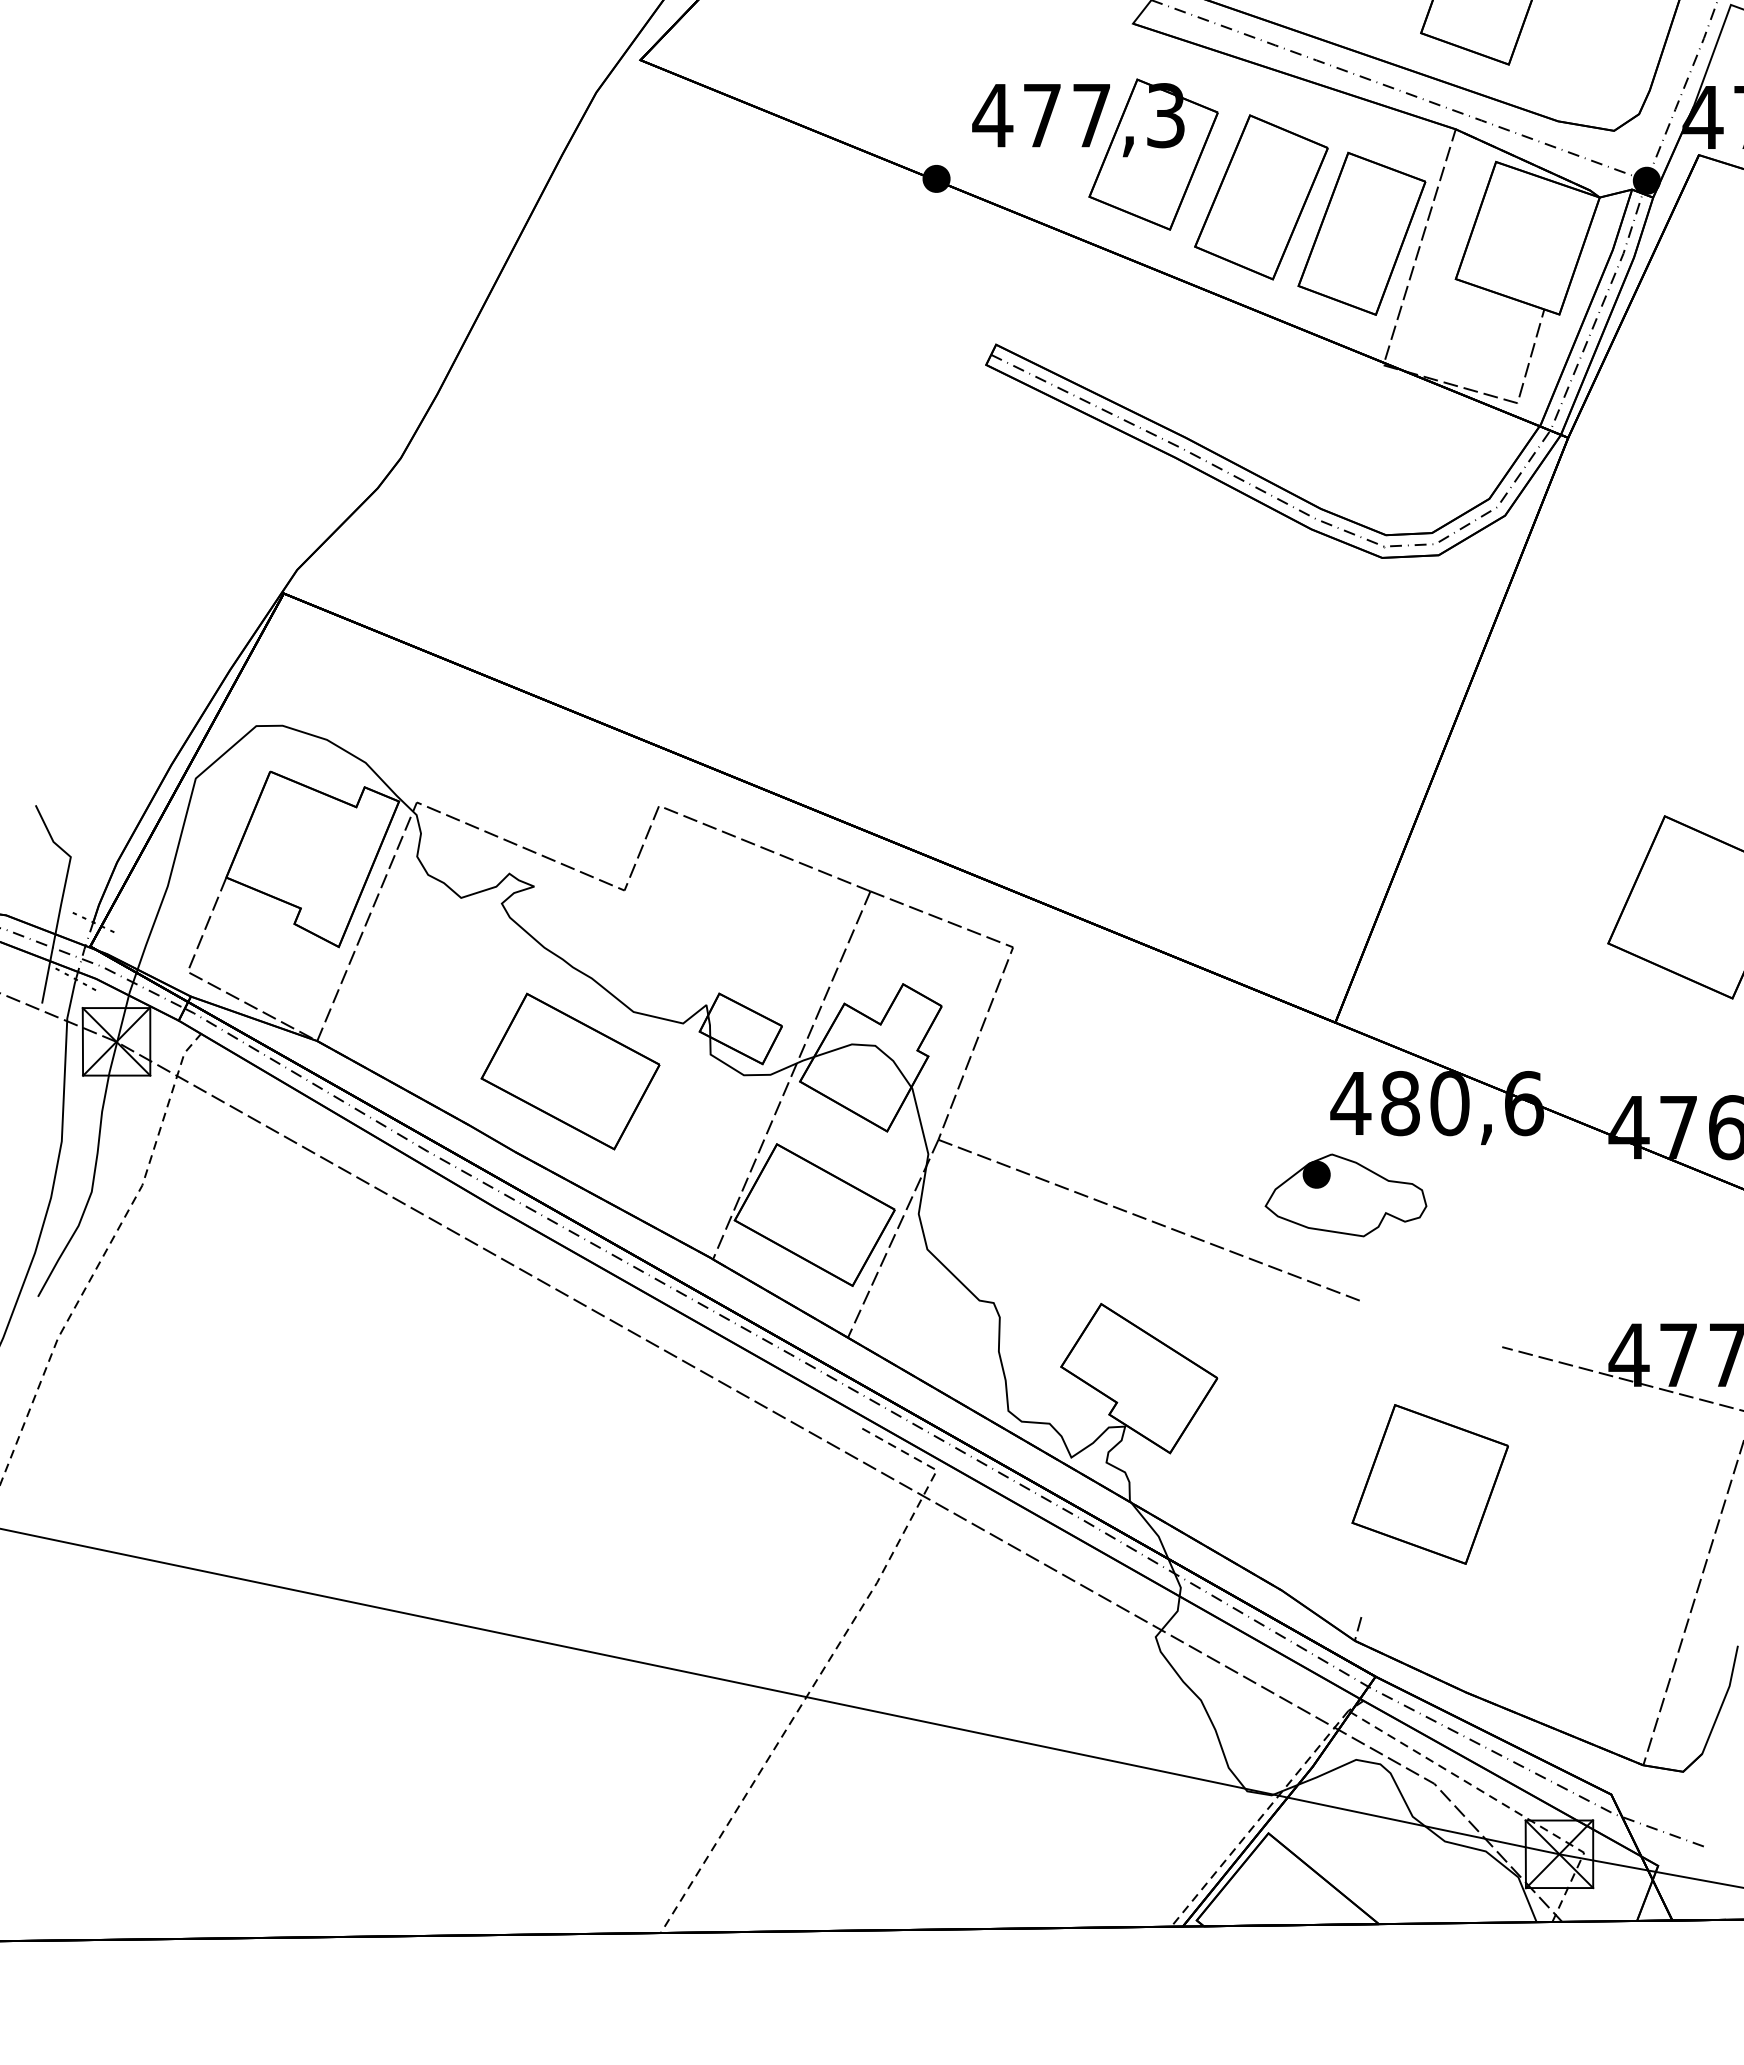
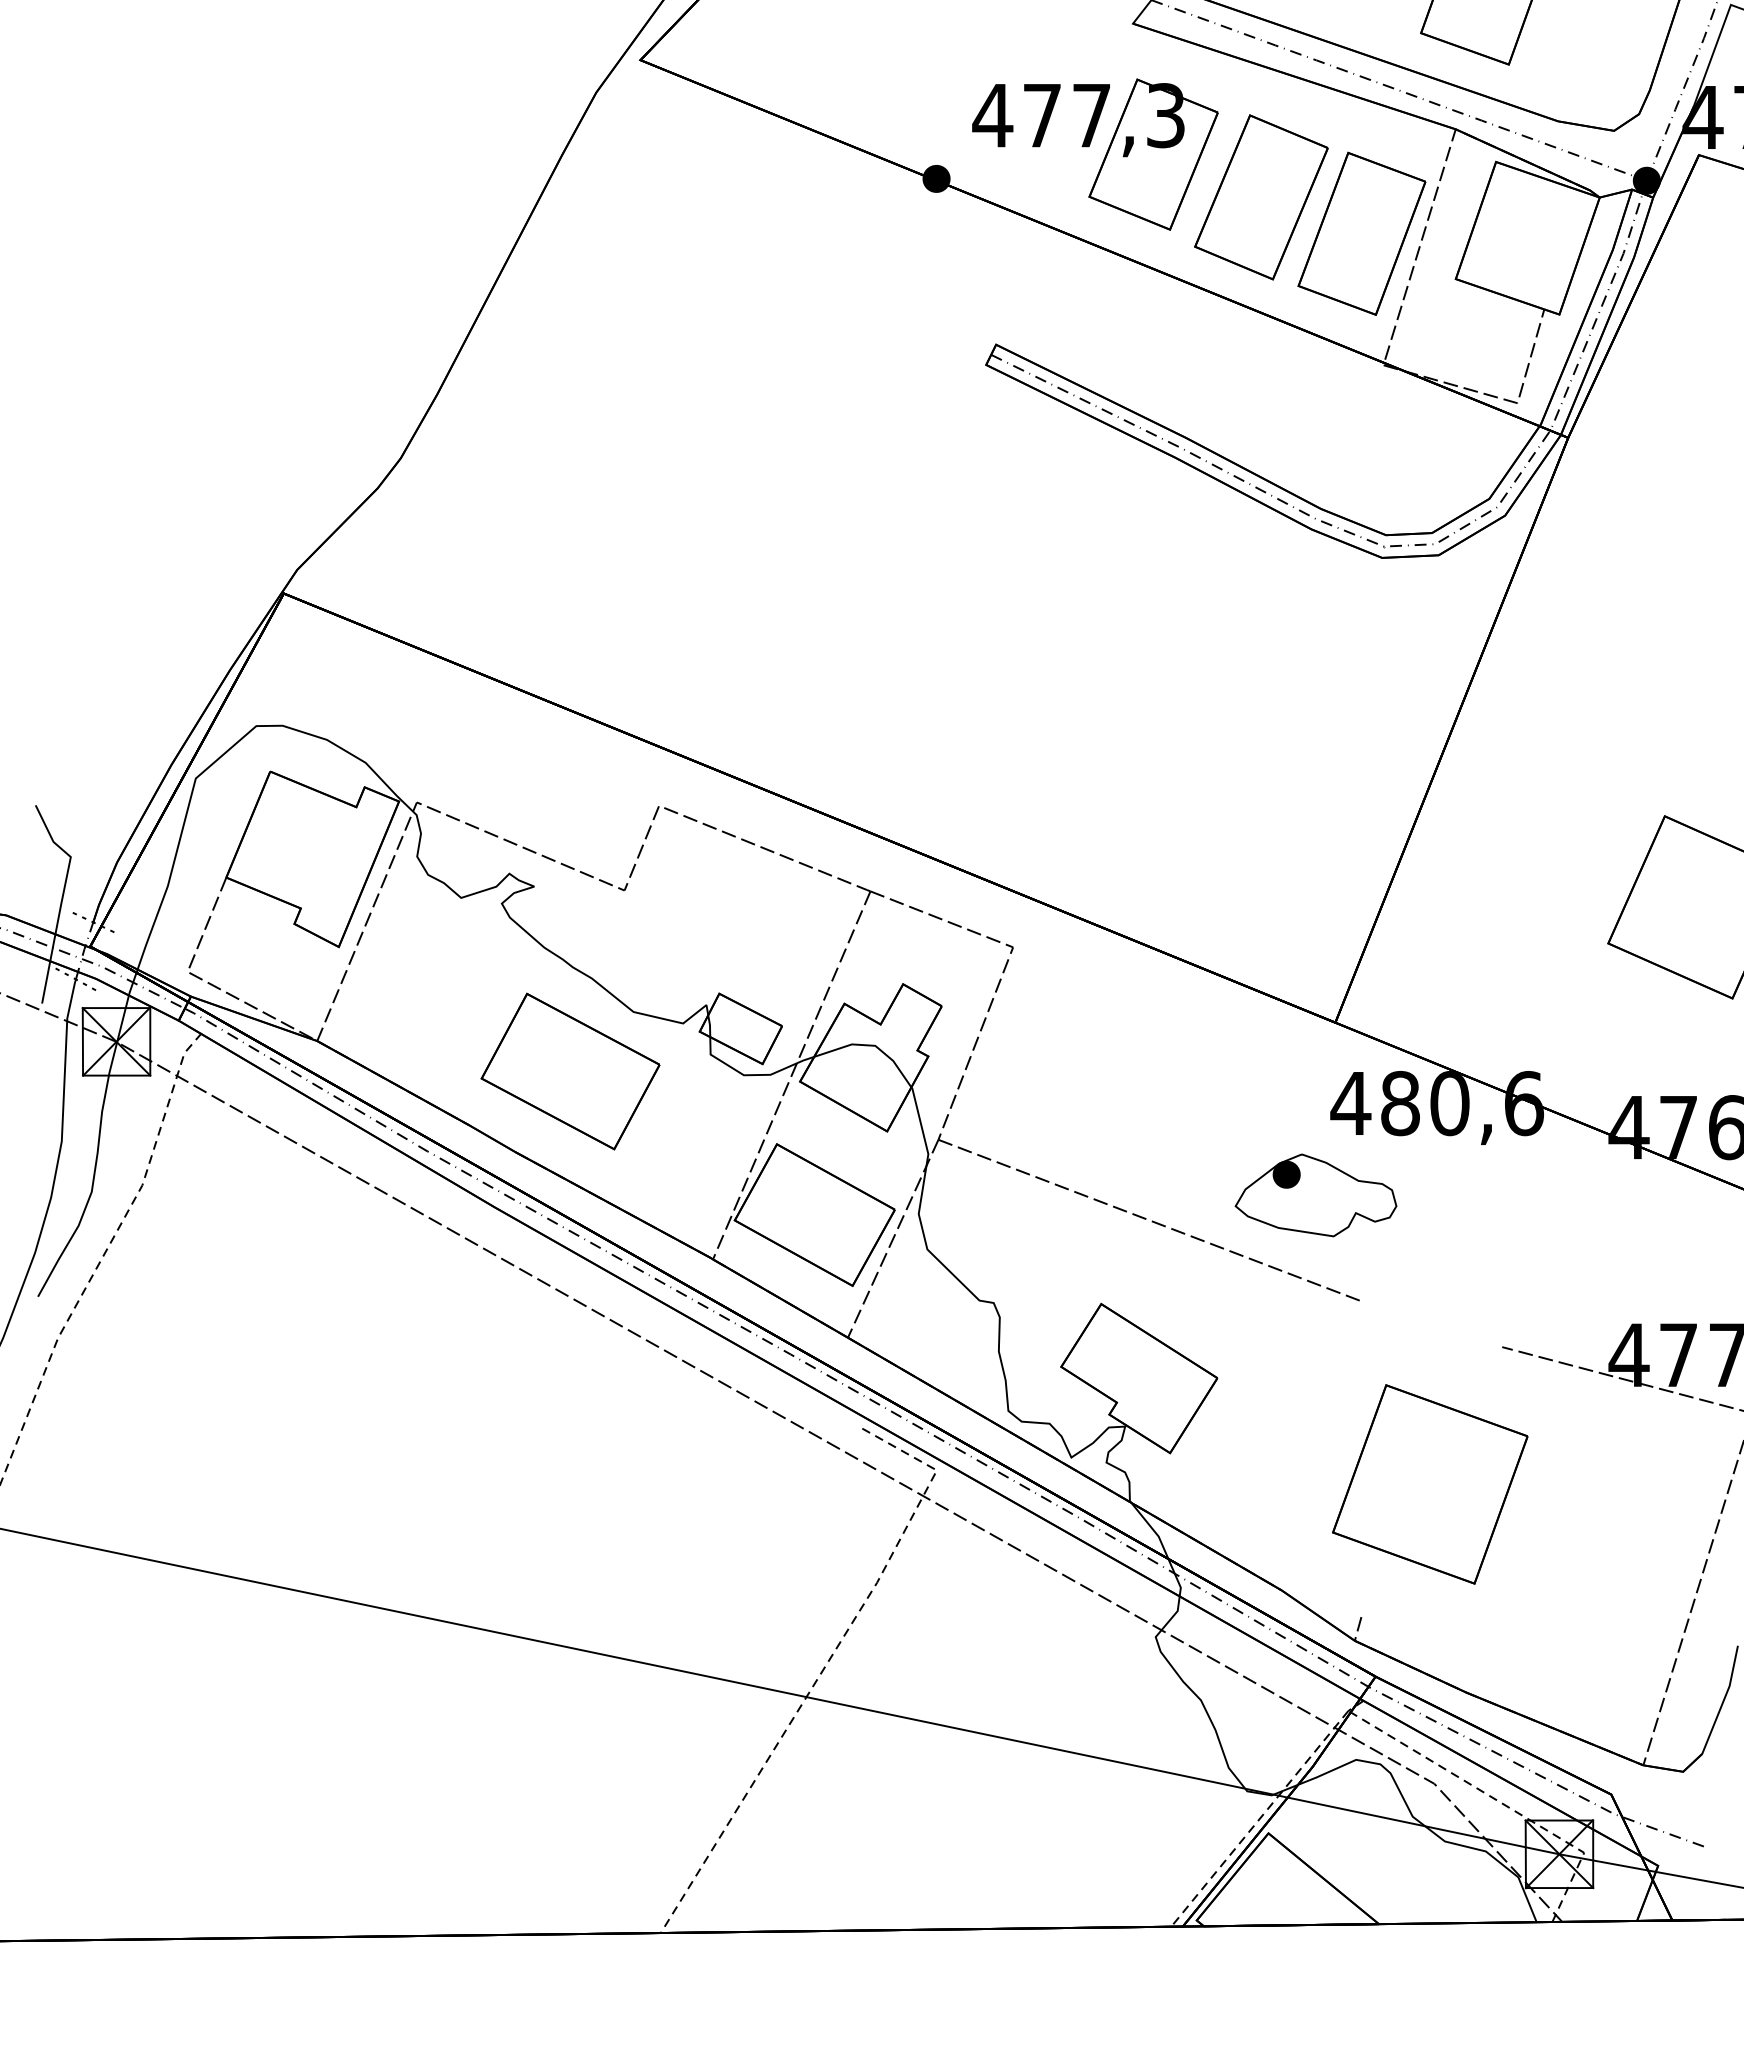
part position: (1345, 1195) -> (1315, 1195) (1315, 1195)
part size: 158x161 px -> 197x201 px (1430, 1484)
